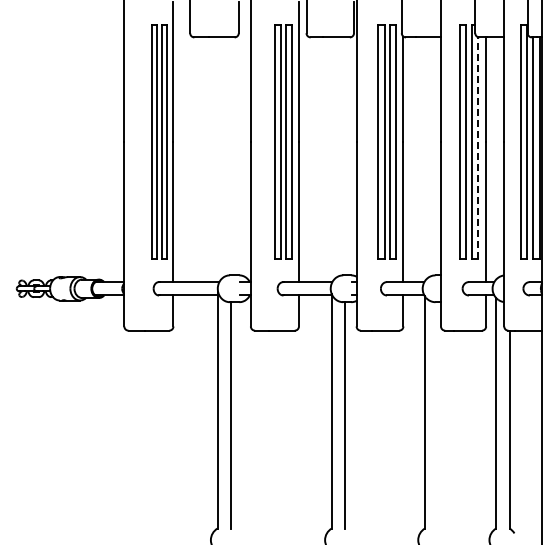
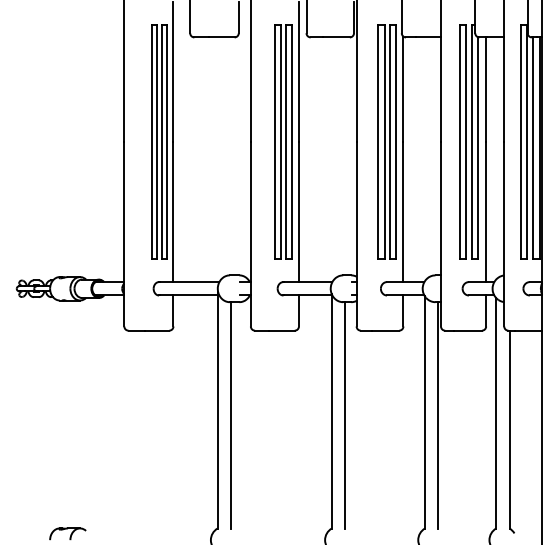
line: dashed -> solid (478, 147)
line: none -> present (438, 415)
part: none -> present (67, 533)
